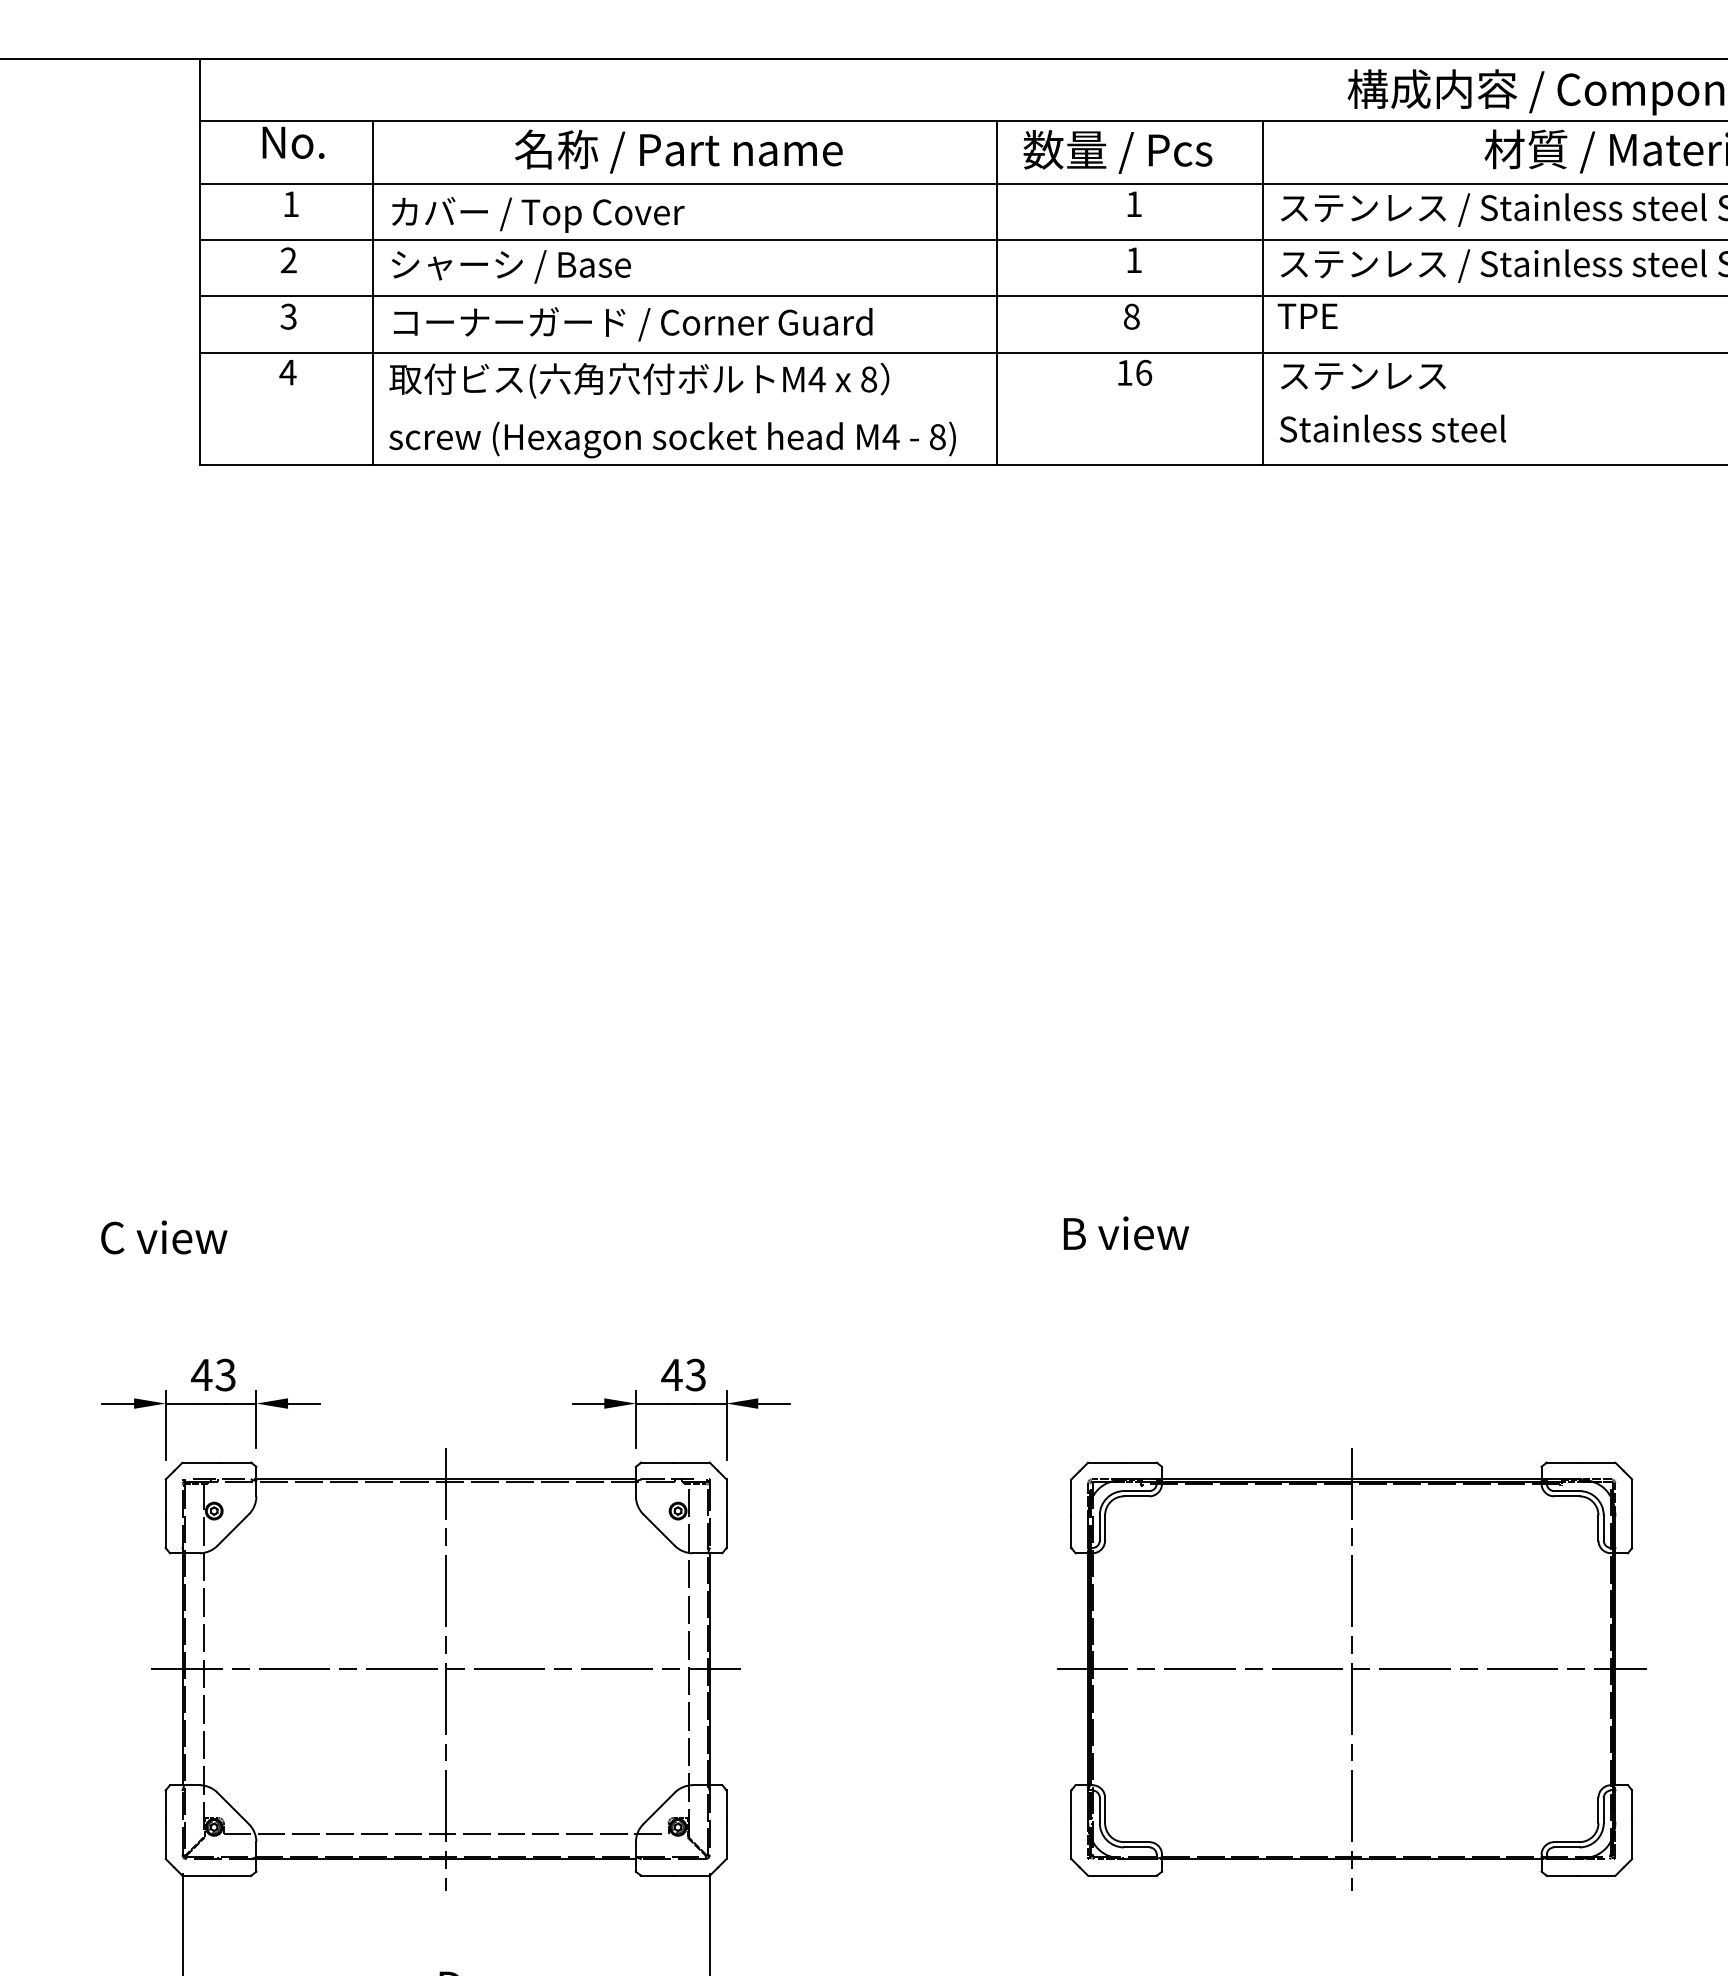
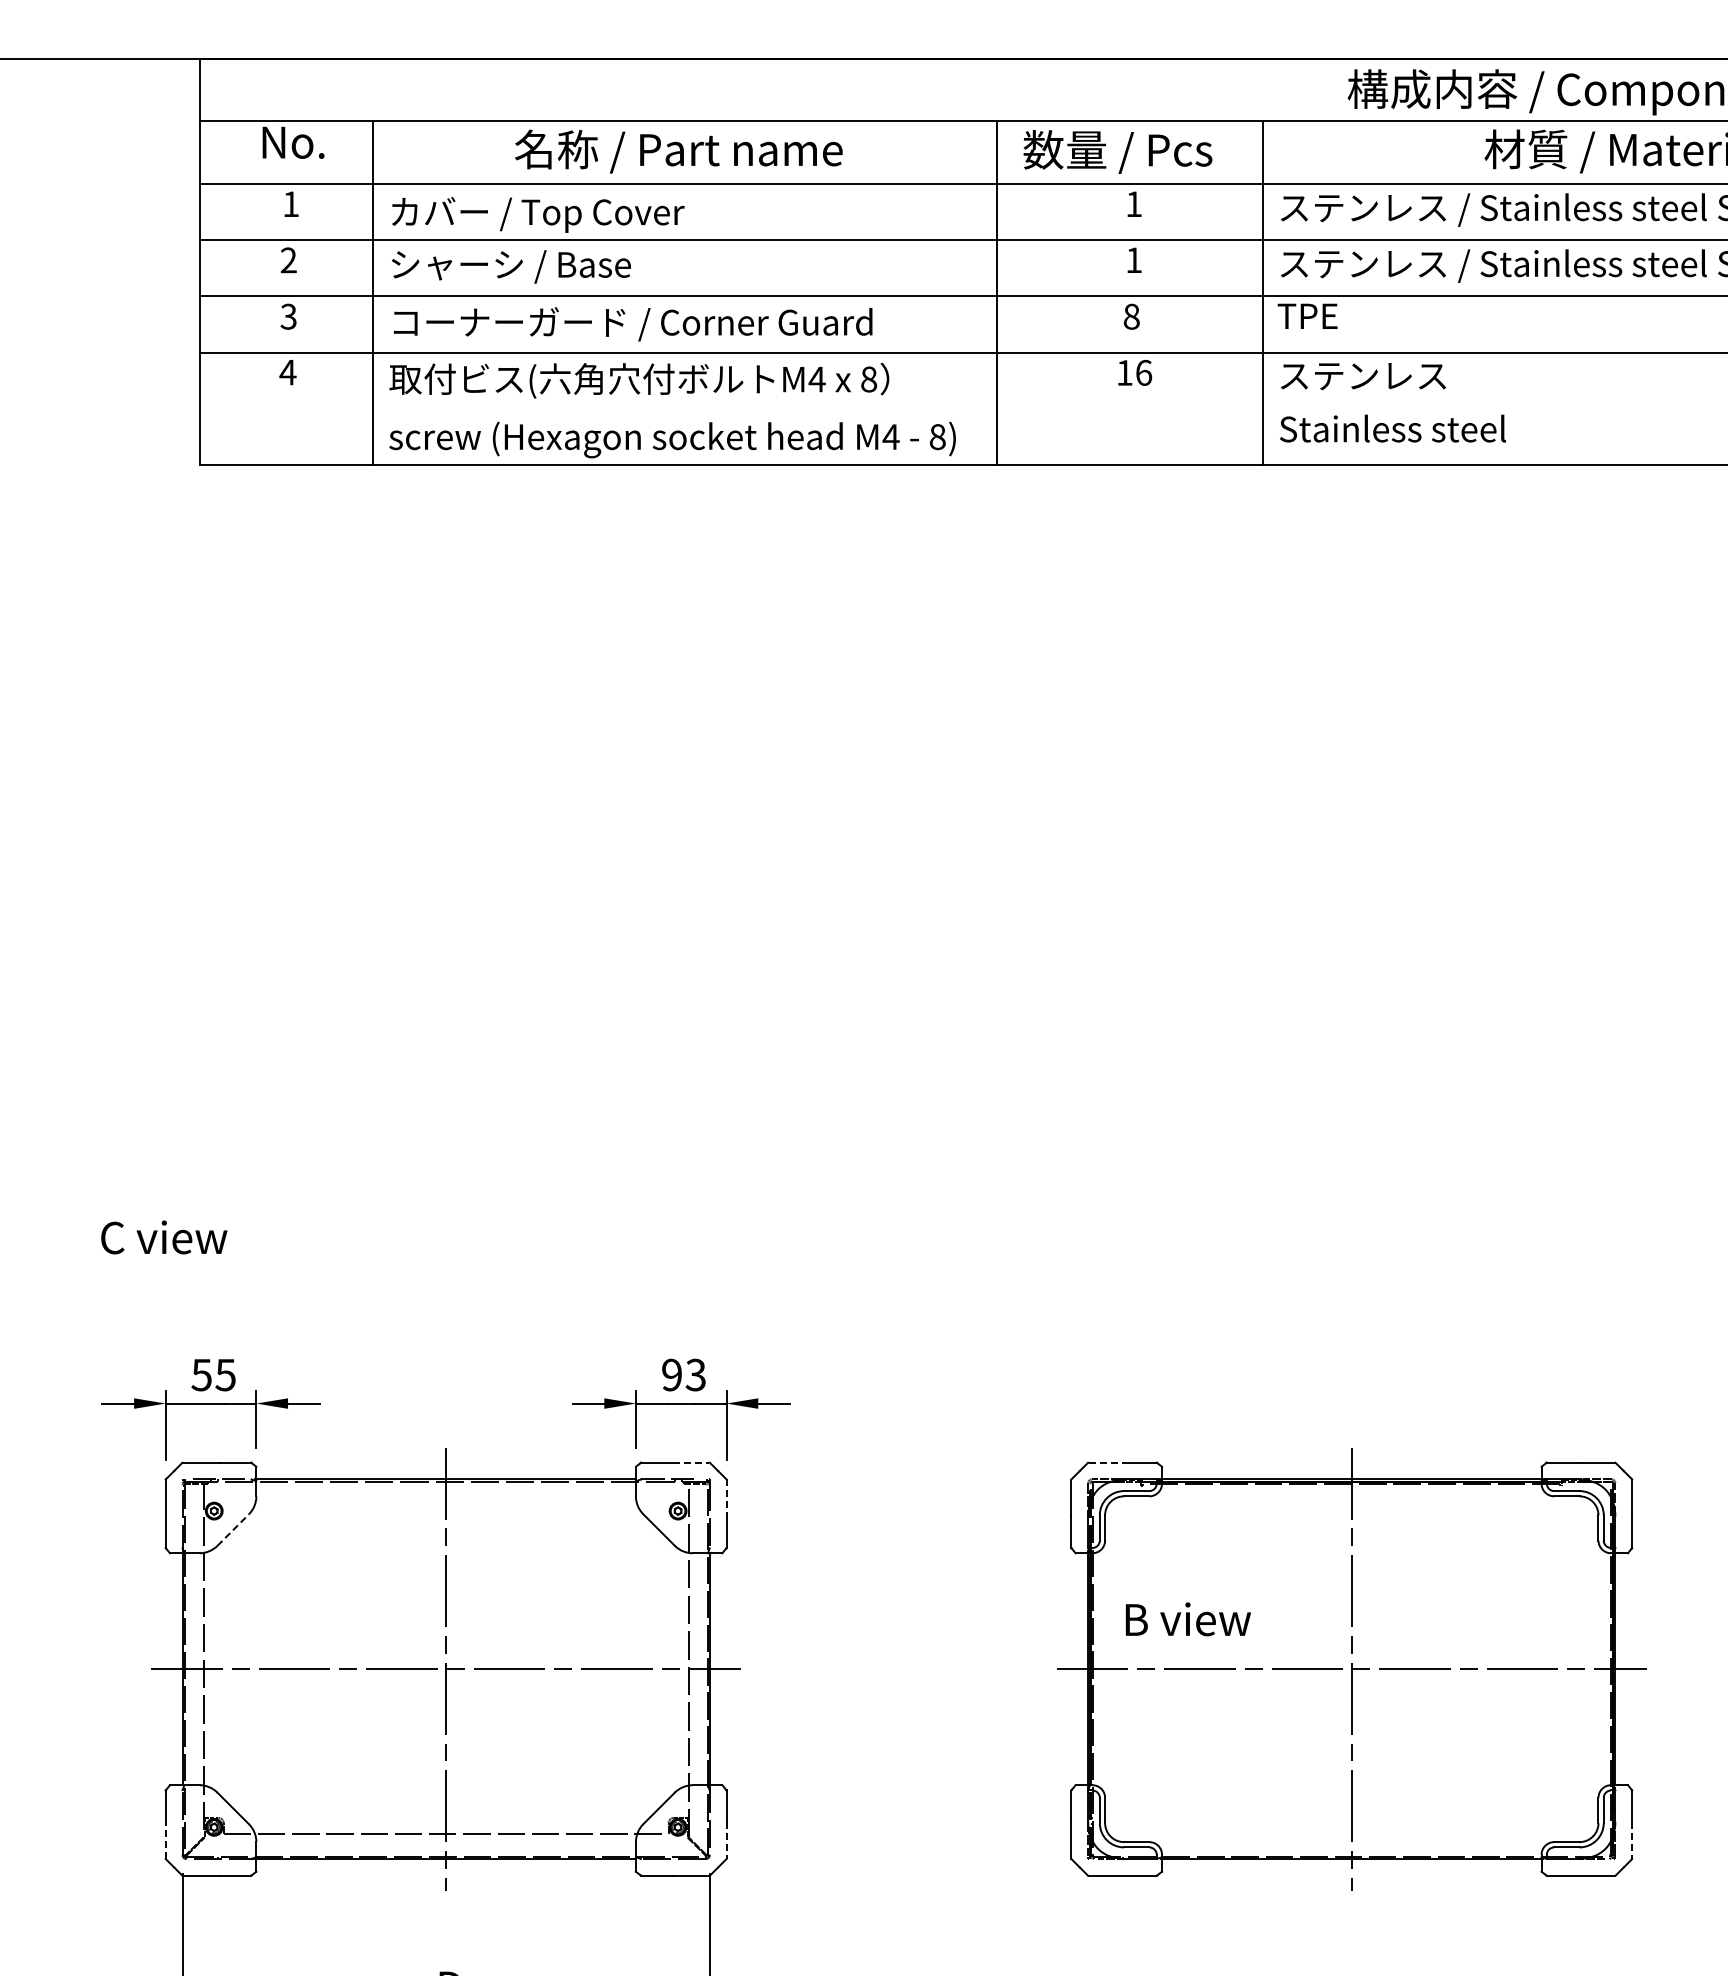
text position: (1125, 1233) -> (1187, 1619) (1187, 1619)
text: 43 -> 55 (213, 1374)
text: 43 -> 93 (671, 1374)
line: solid -> dashed (691, 1462)
line: solid -> dashed (1107, 1462)
line: solid -> dashed (726, 1498)
line: solid -> dashed (233, 1529)
line: solid -> dashed (165, 1840)
line: solid -> dashed (726, 1840)
line: solid -> dashed (1632, 1840)
